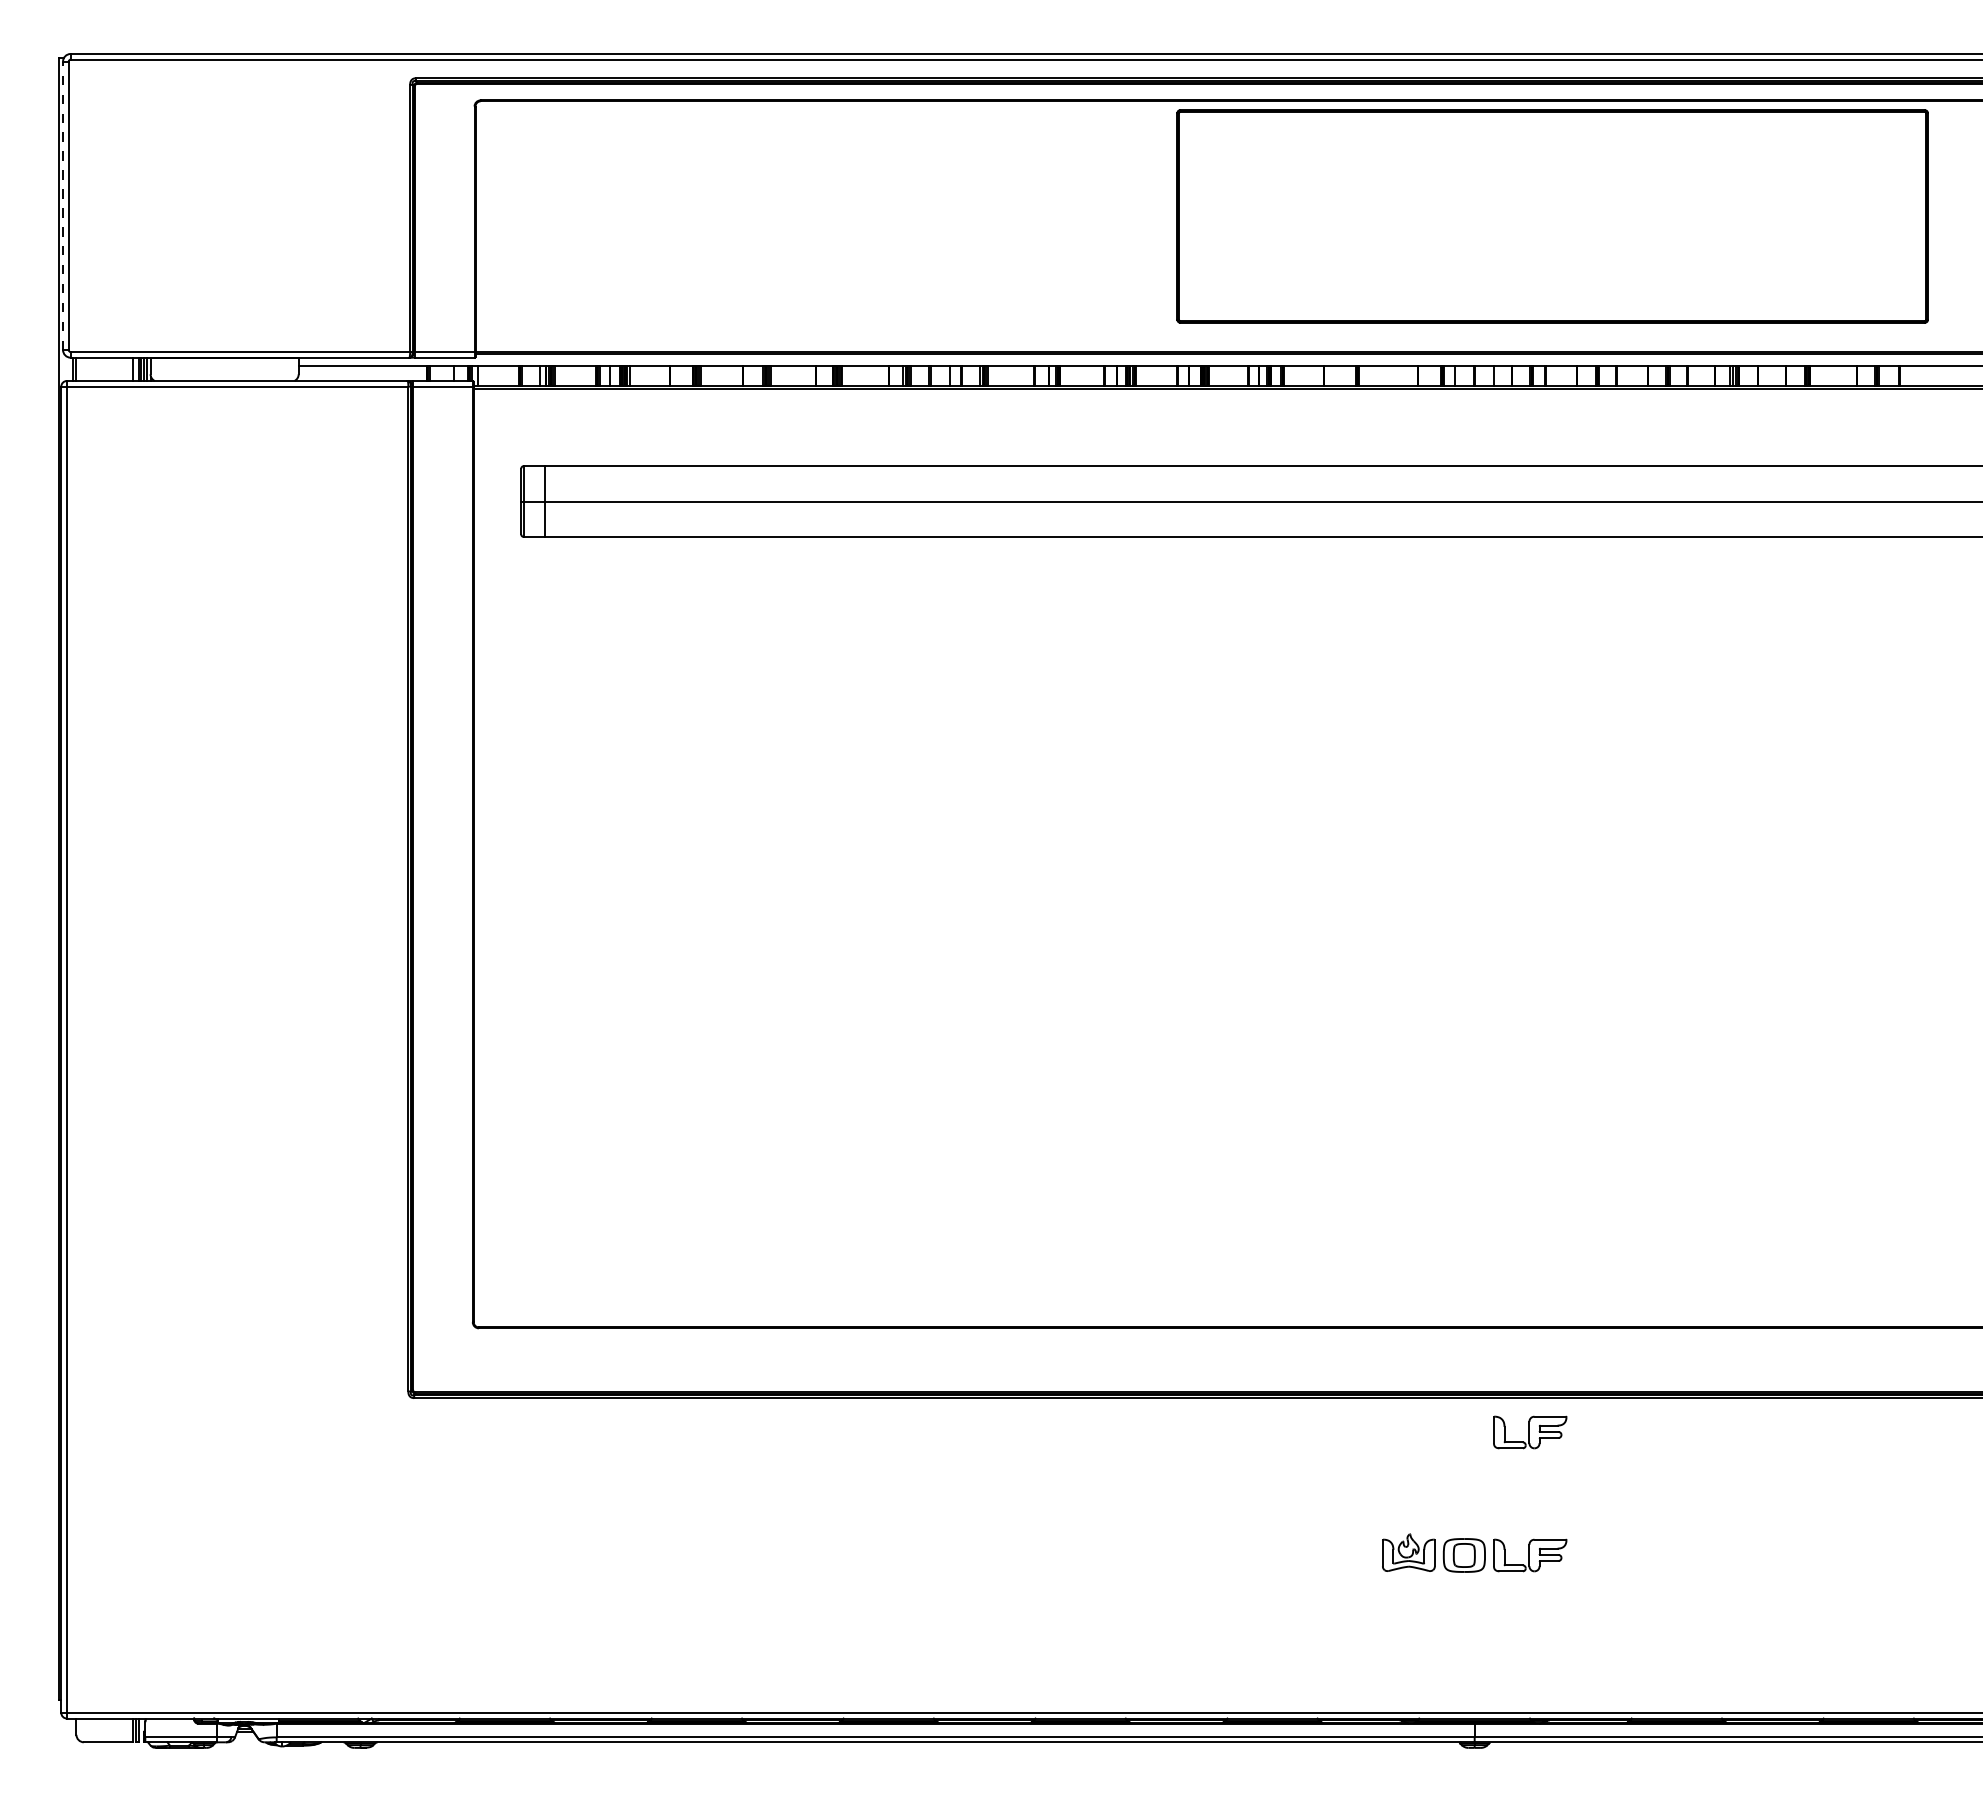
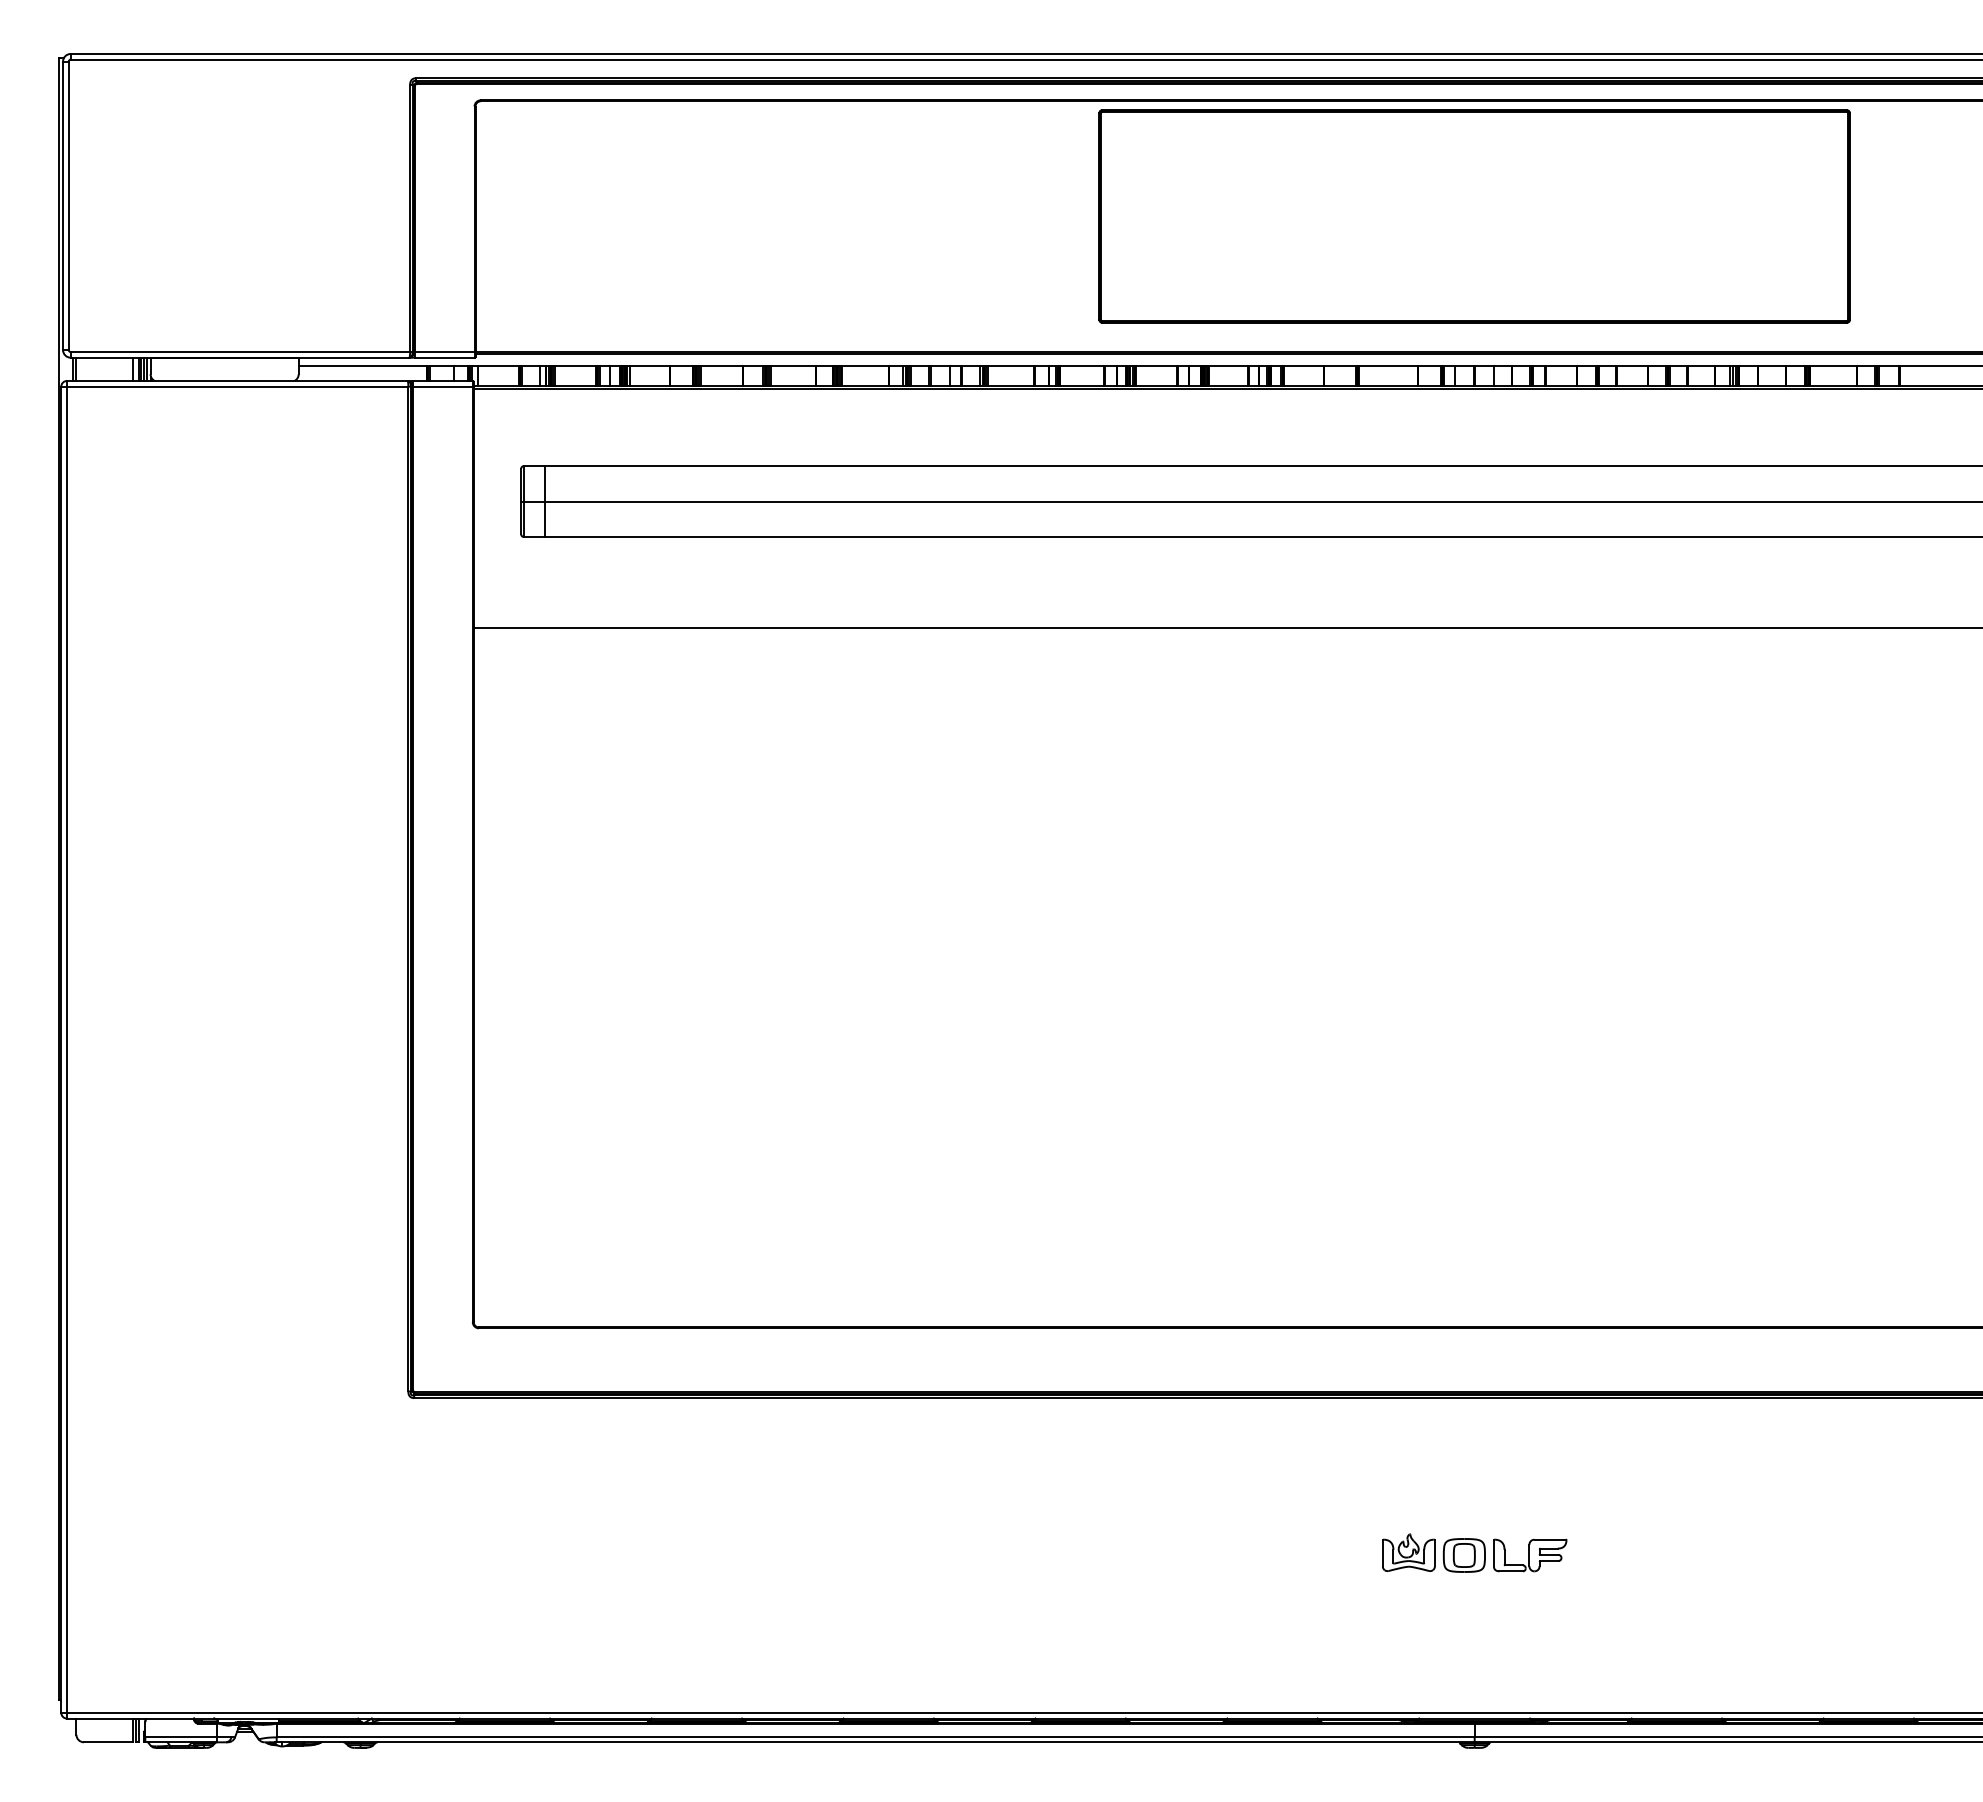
line: dashed -> solid (63, 205)
part position: (1552, 216) -> (1474, 216) (1474, 216)
line: none -> present (1226, 628)
part: present -> none (1530, 1432)
